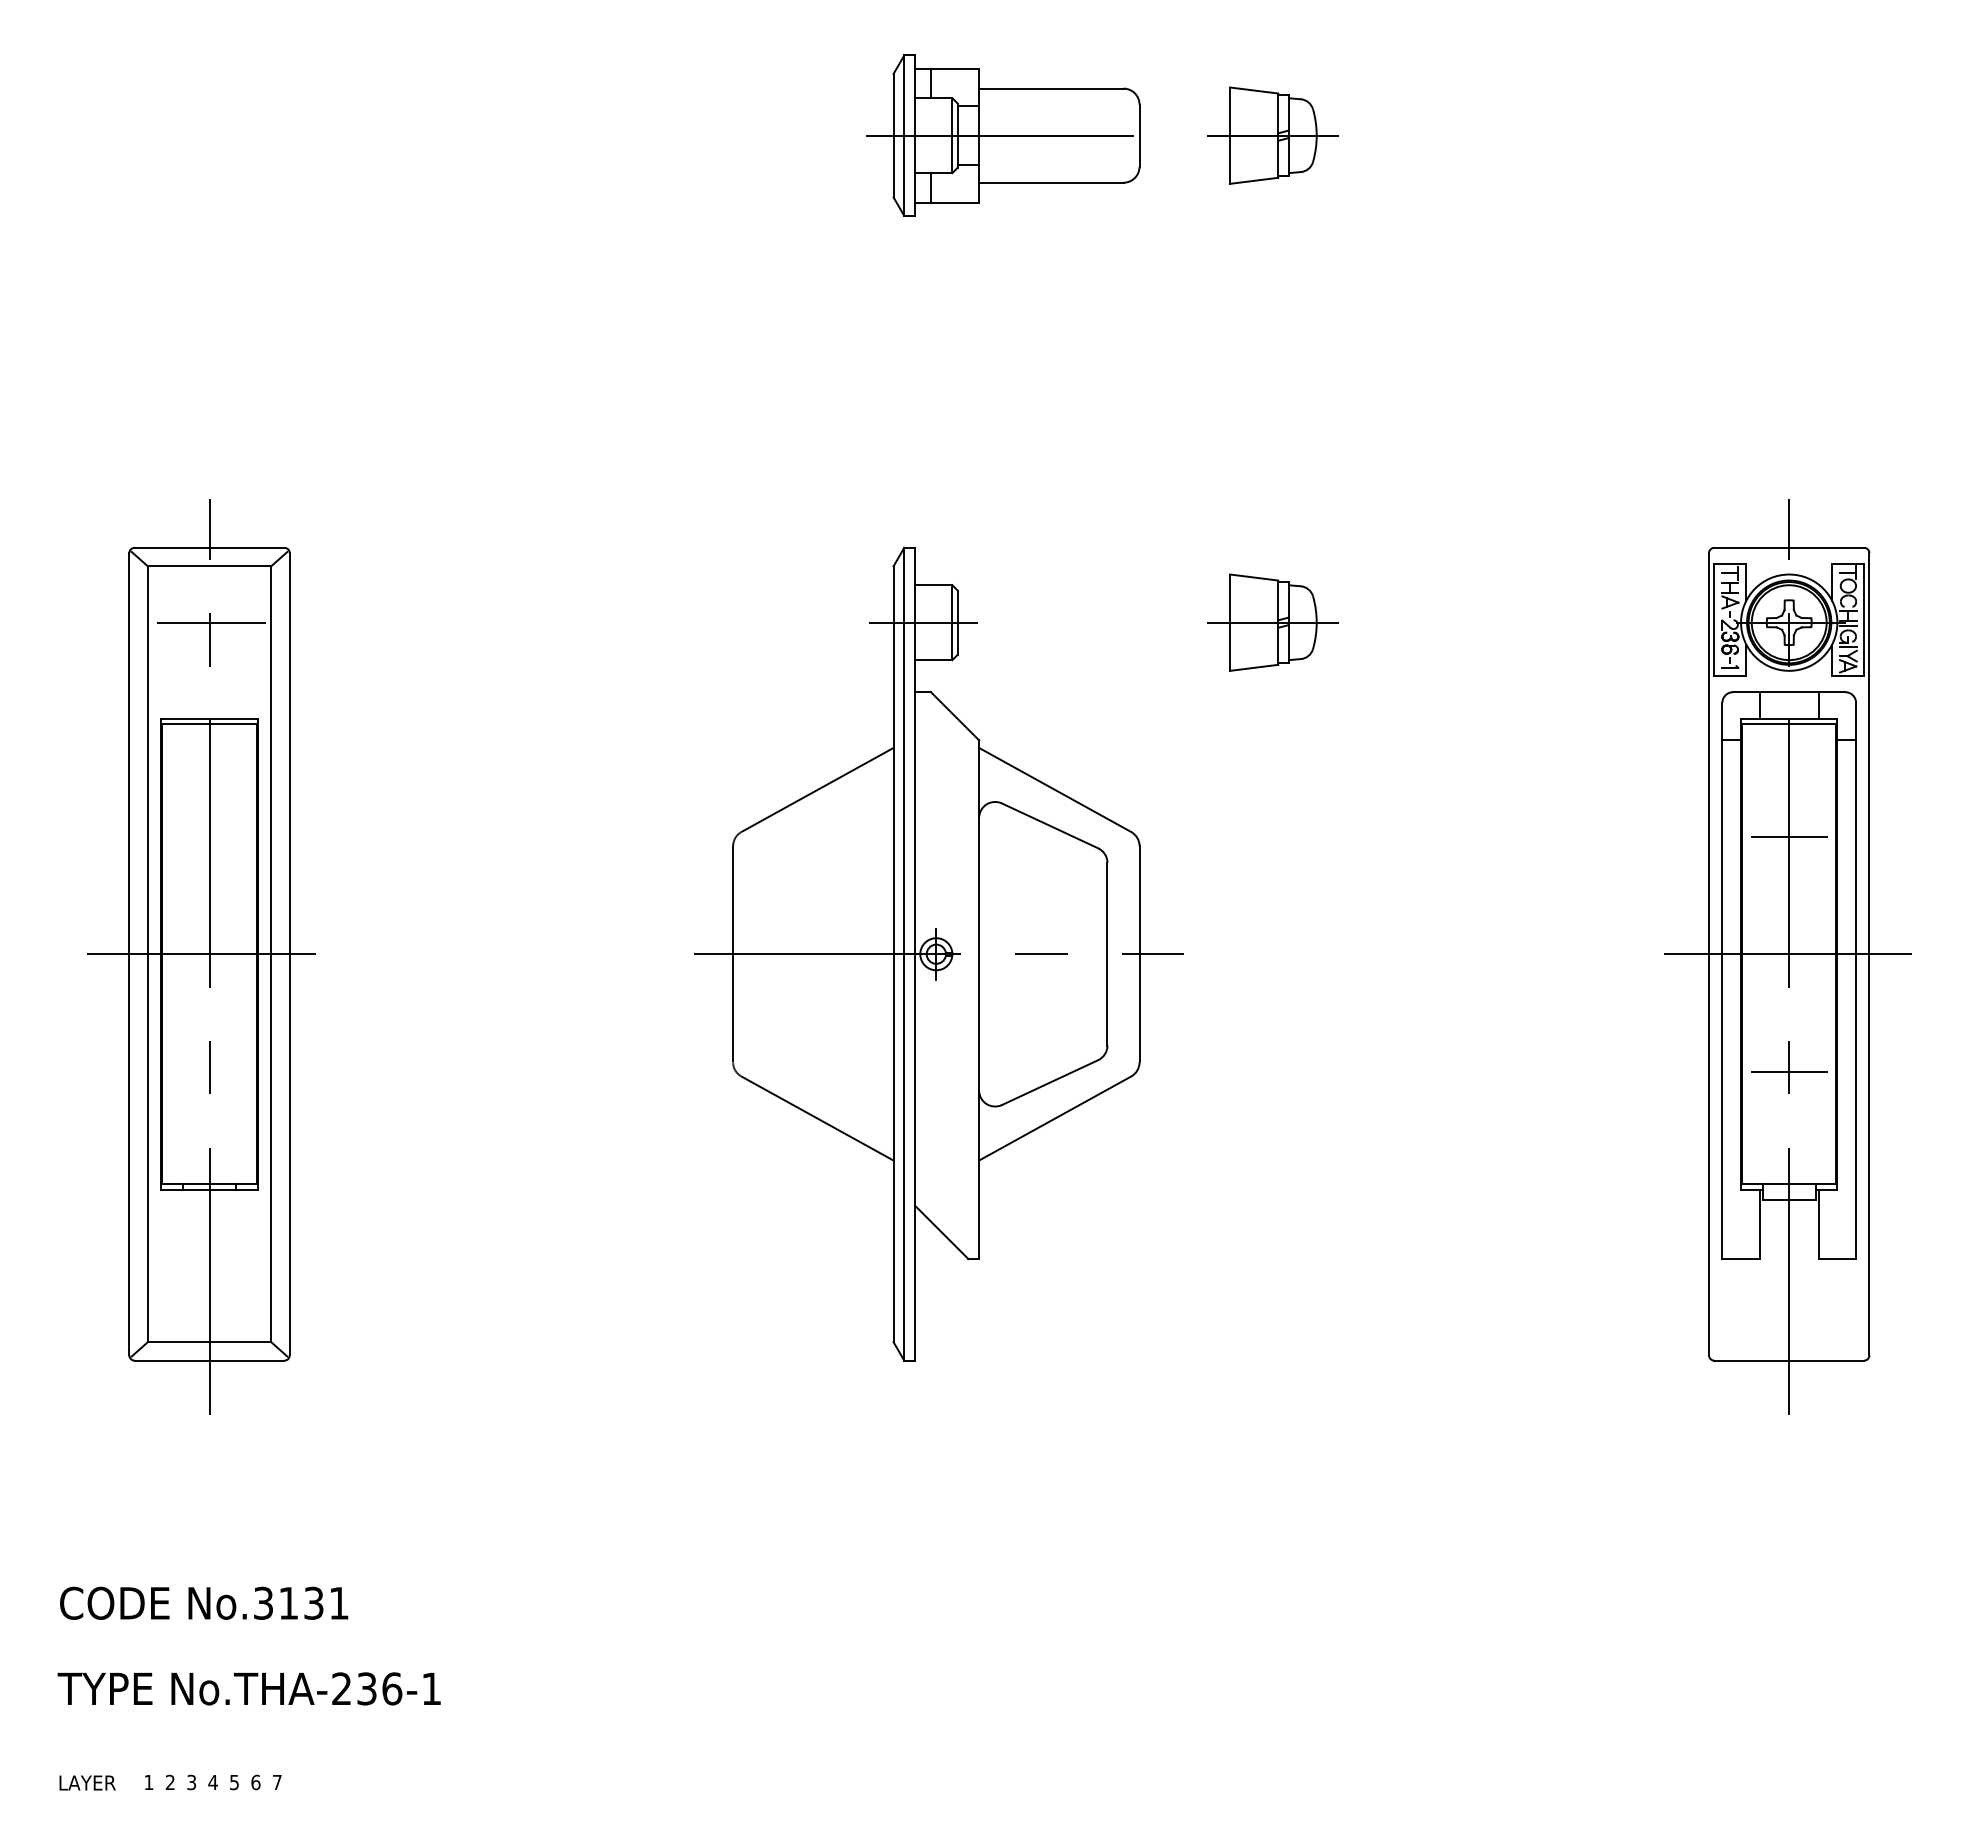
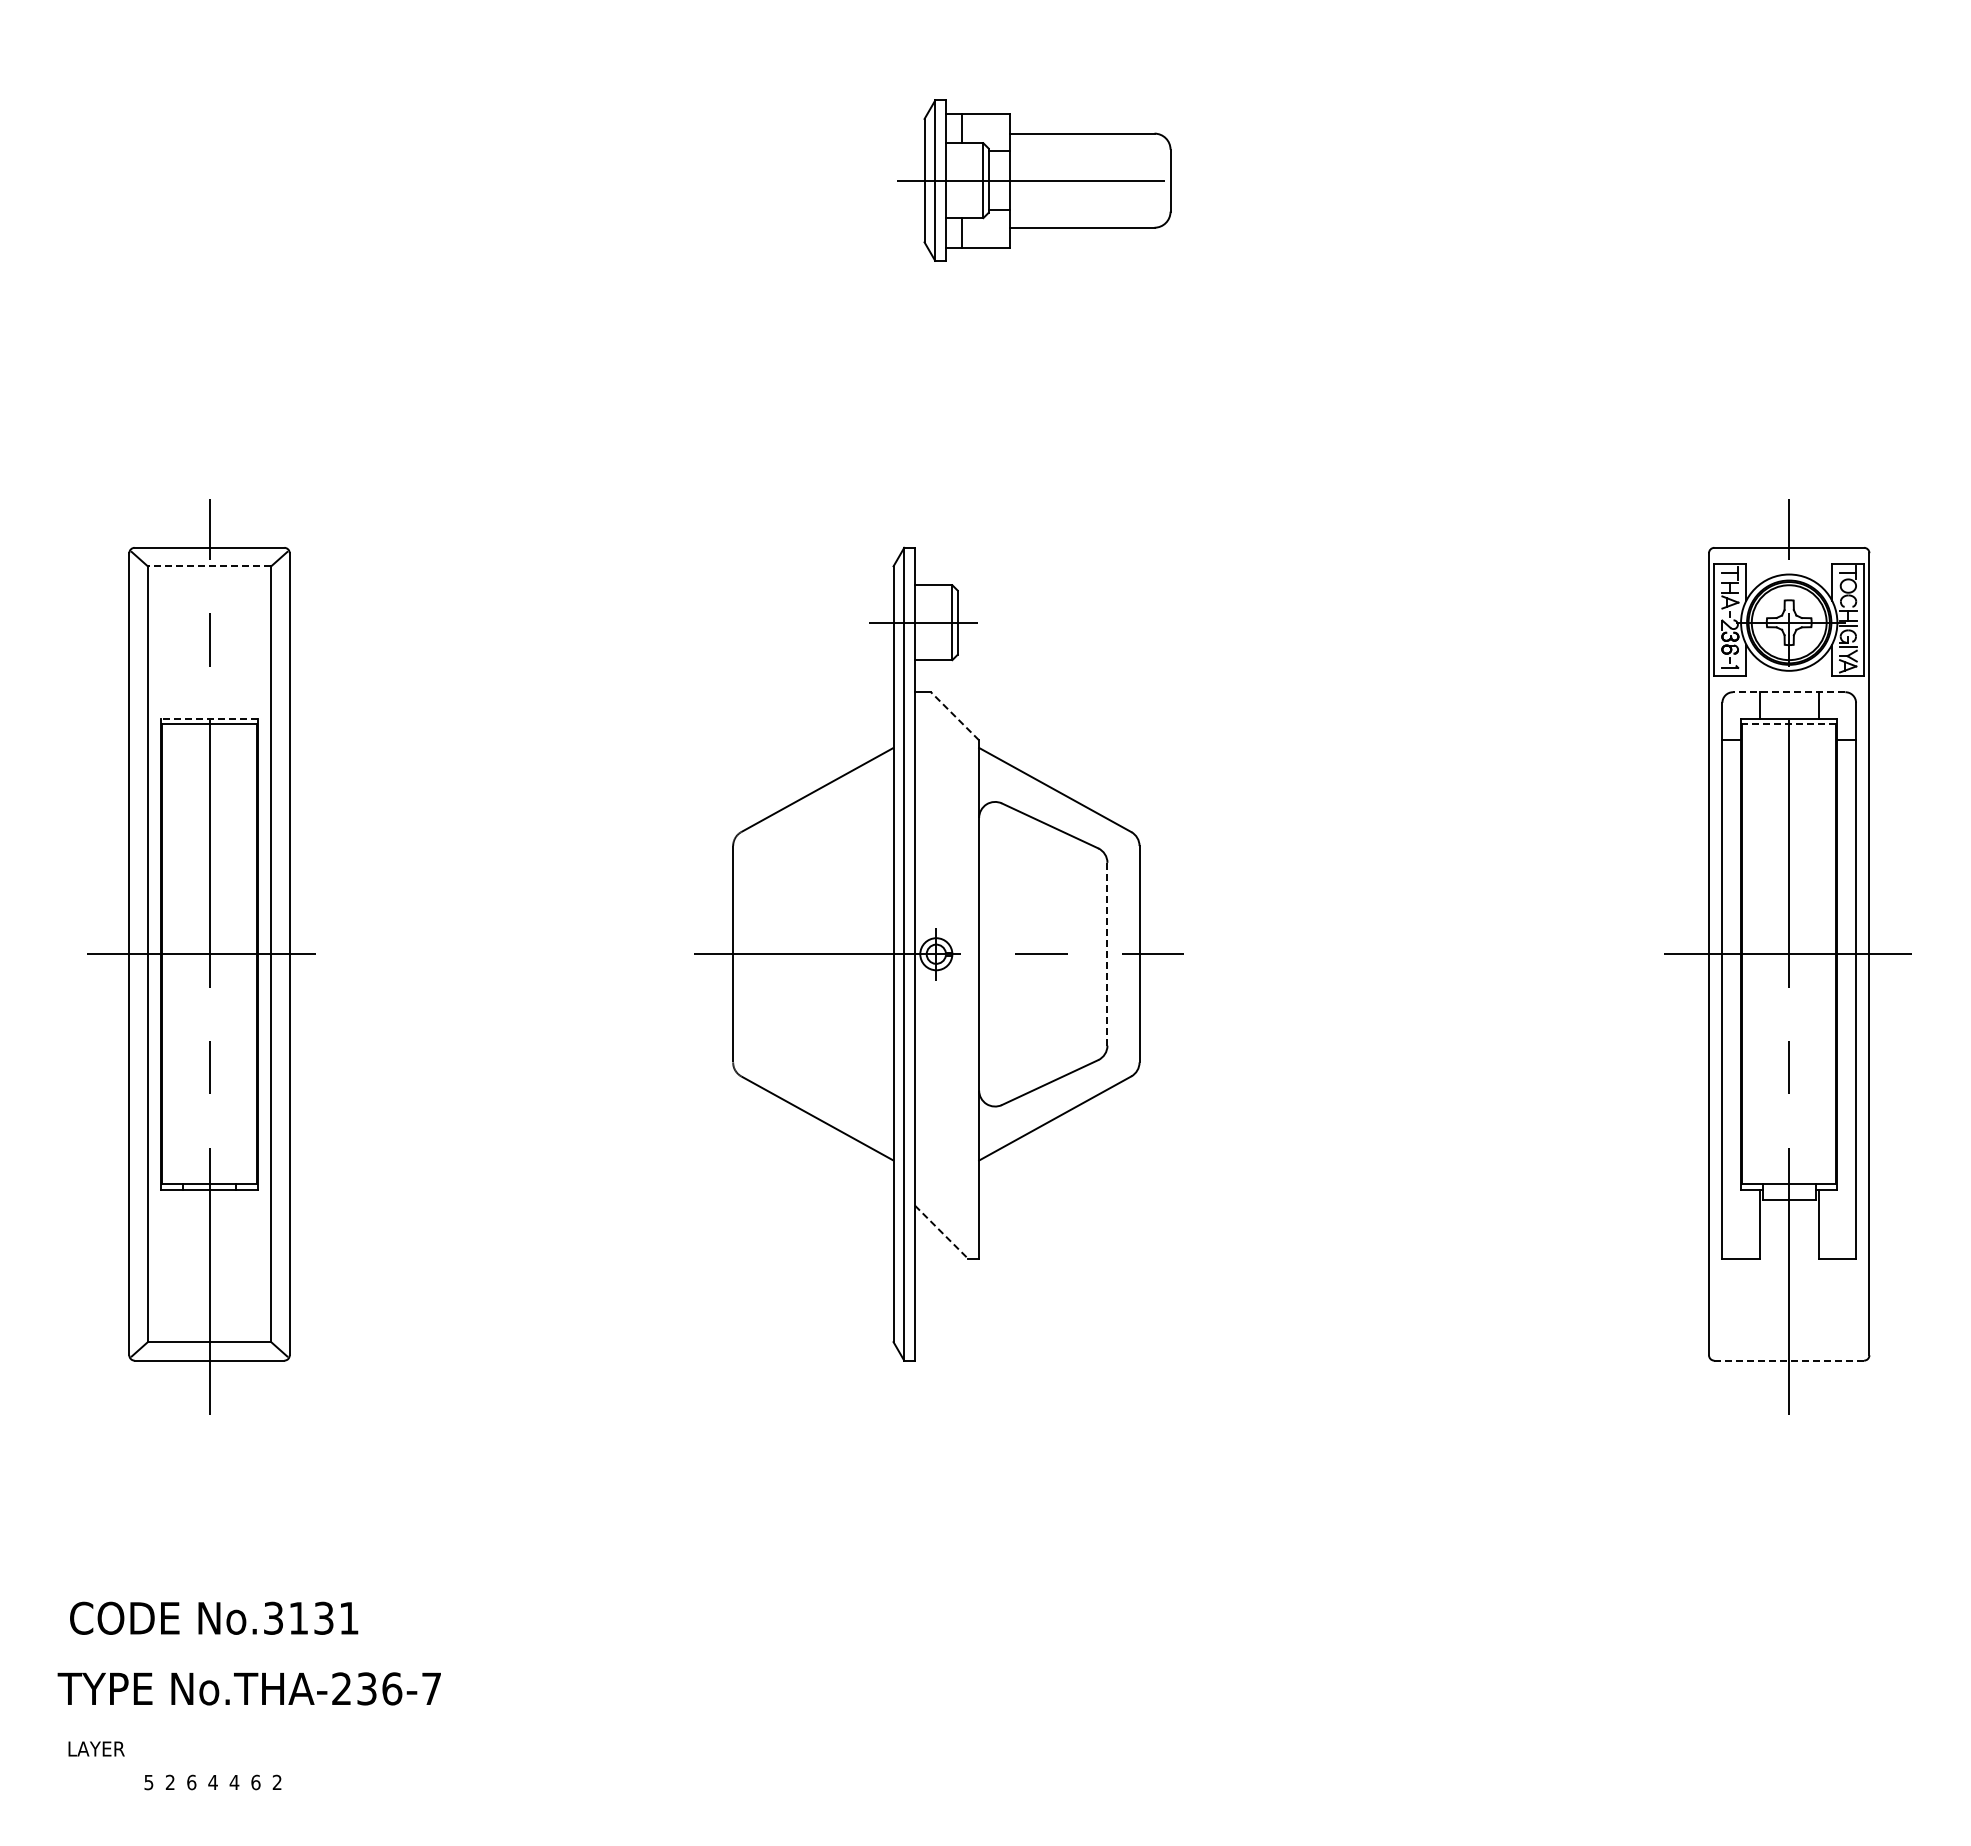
part position: (1003, 135) -> (1034, 180) (1034, 180)
part: present -> none (1272, 135)
line: solid -> dashed (209, 566)
line: present -> none (211, 622)
part: present -> none (1272, 622)
line: solid -> dashed (1788, 692)
line: solid -> dashed (954, 715)
line: solid -> dashed (209, 718)
line: solid -> dashed (1788, 724)
line: present -> none (1788, 836)
line: solid -> dashed (1107, 953)
line: present -> none (1788, 1071)
line: solid -> dashed (941, 1232)
line: solid -> dashed (1789, 1360)
text position: (204, 1602) -> (214, 1617) (214, 1617)
text: No.THA-236-1 -> No.THA-236-7 (431, 1688)
text: 7 -> 2 (276, 1781)
text position: (87, 1782) -> (96, 1748) (96, 1748)
text: 1 -> 5 (148, 1782)
text: 3 -> 6 (191, 1782)
text: 5 -> 4 (234, 1782)
